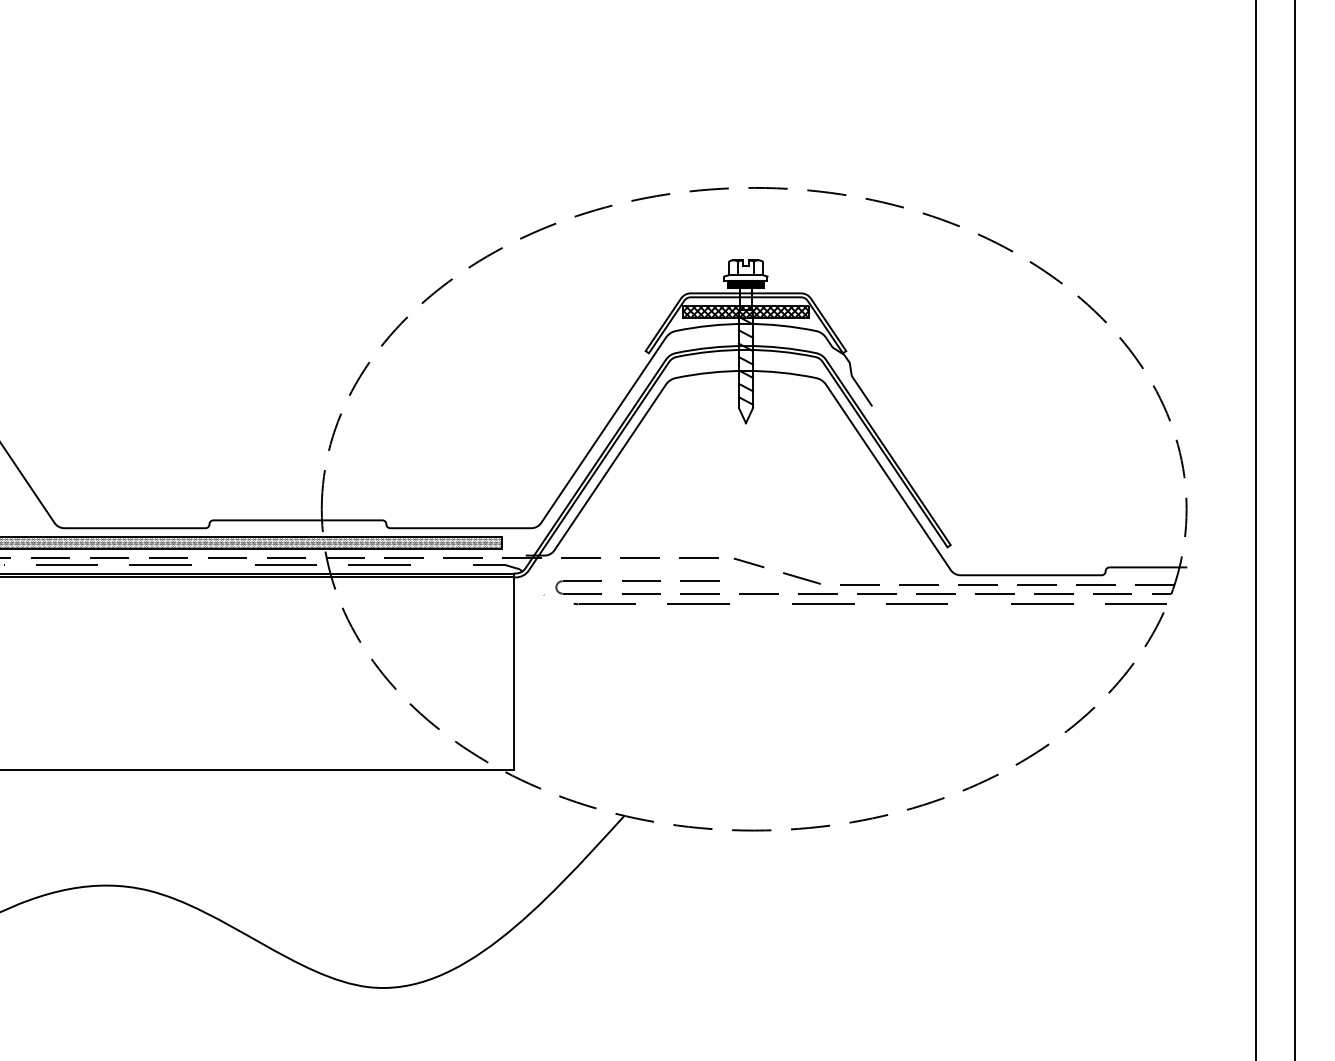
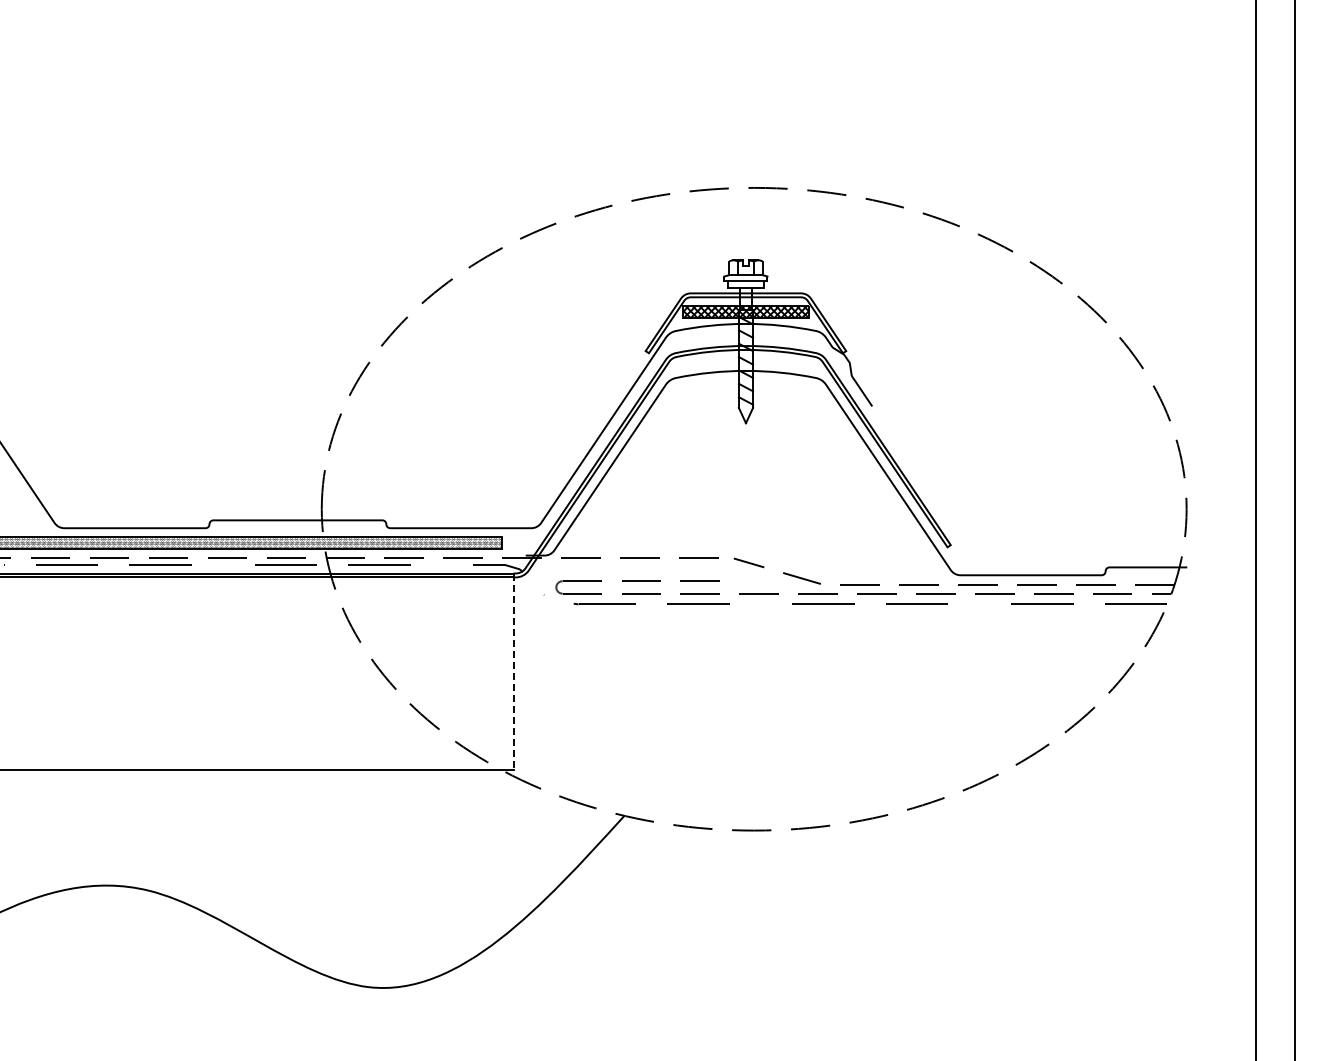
hatch: present -> none (745, 284)
line: solid -> dashed (513, 672)
